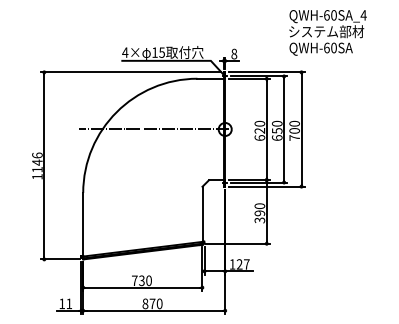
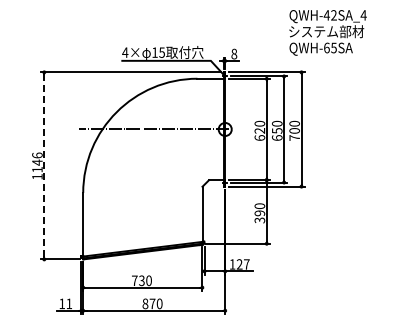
text: QWH-60SA_4 -> QWH-42SA_4 (329, 15)
text: QWH-60SA -> QWH-65SA (333, 47)
line: solid -> dashed (44, 165)
